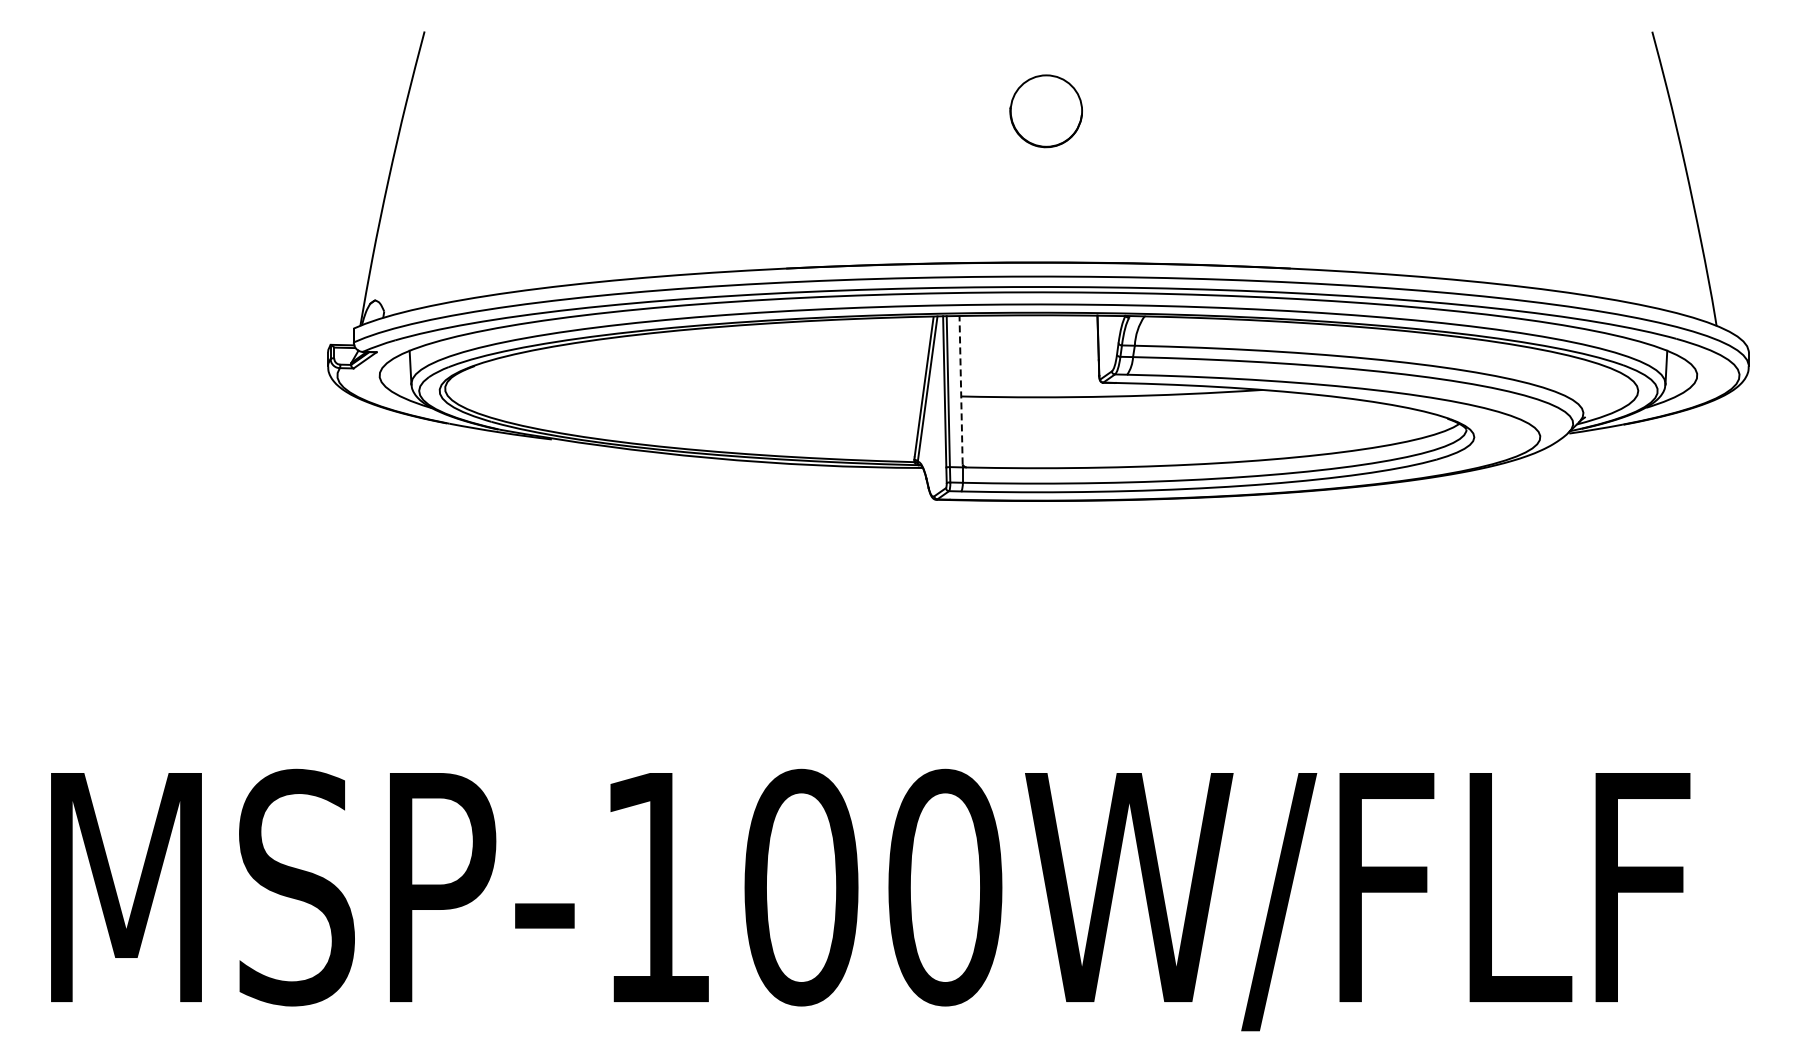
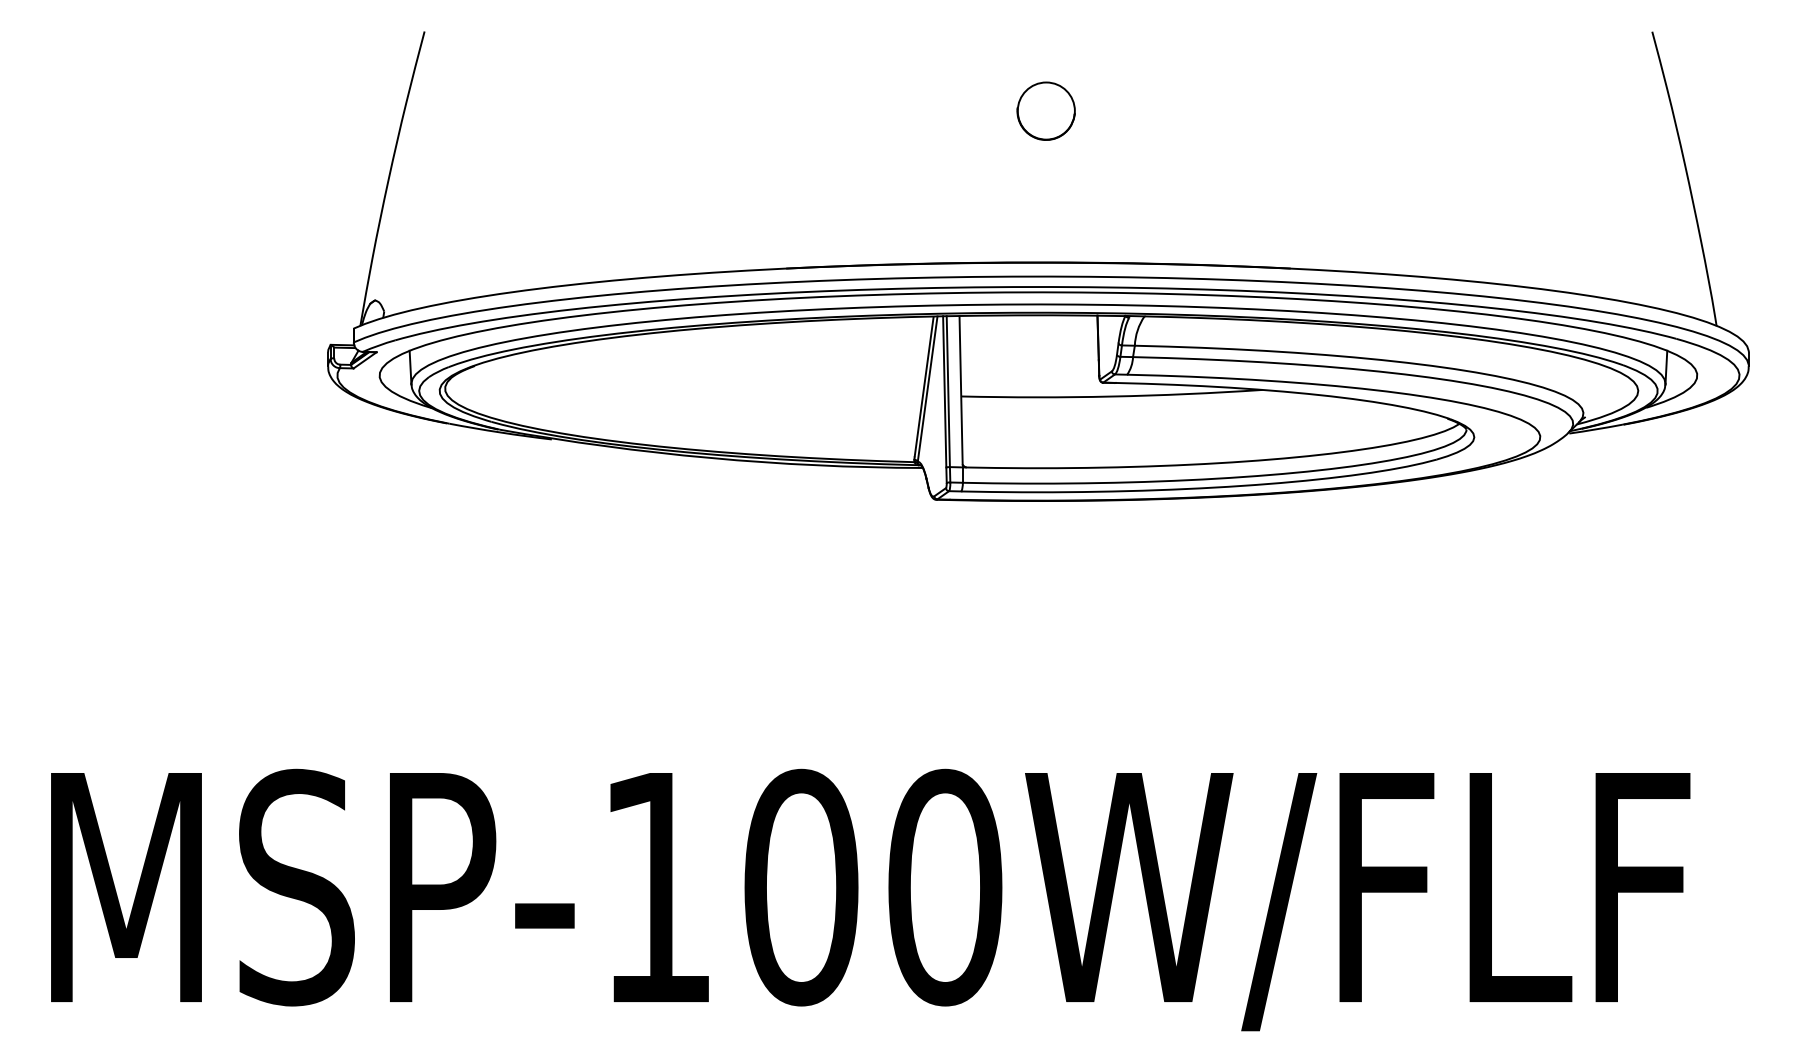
circle size: 74x75 px -> 60x60 px (1045, 110)
line: dashed -> solid (961, 389)
